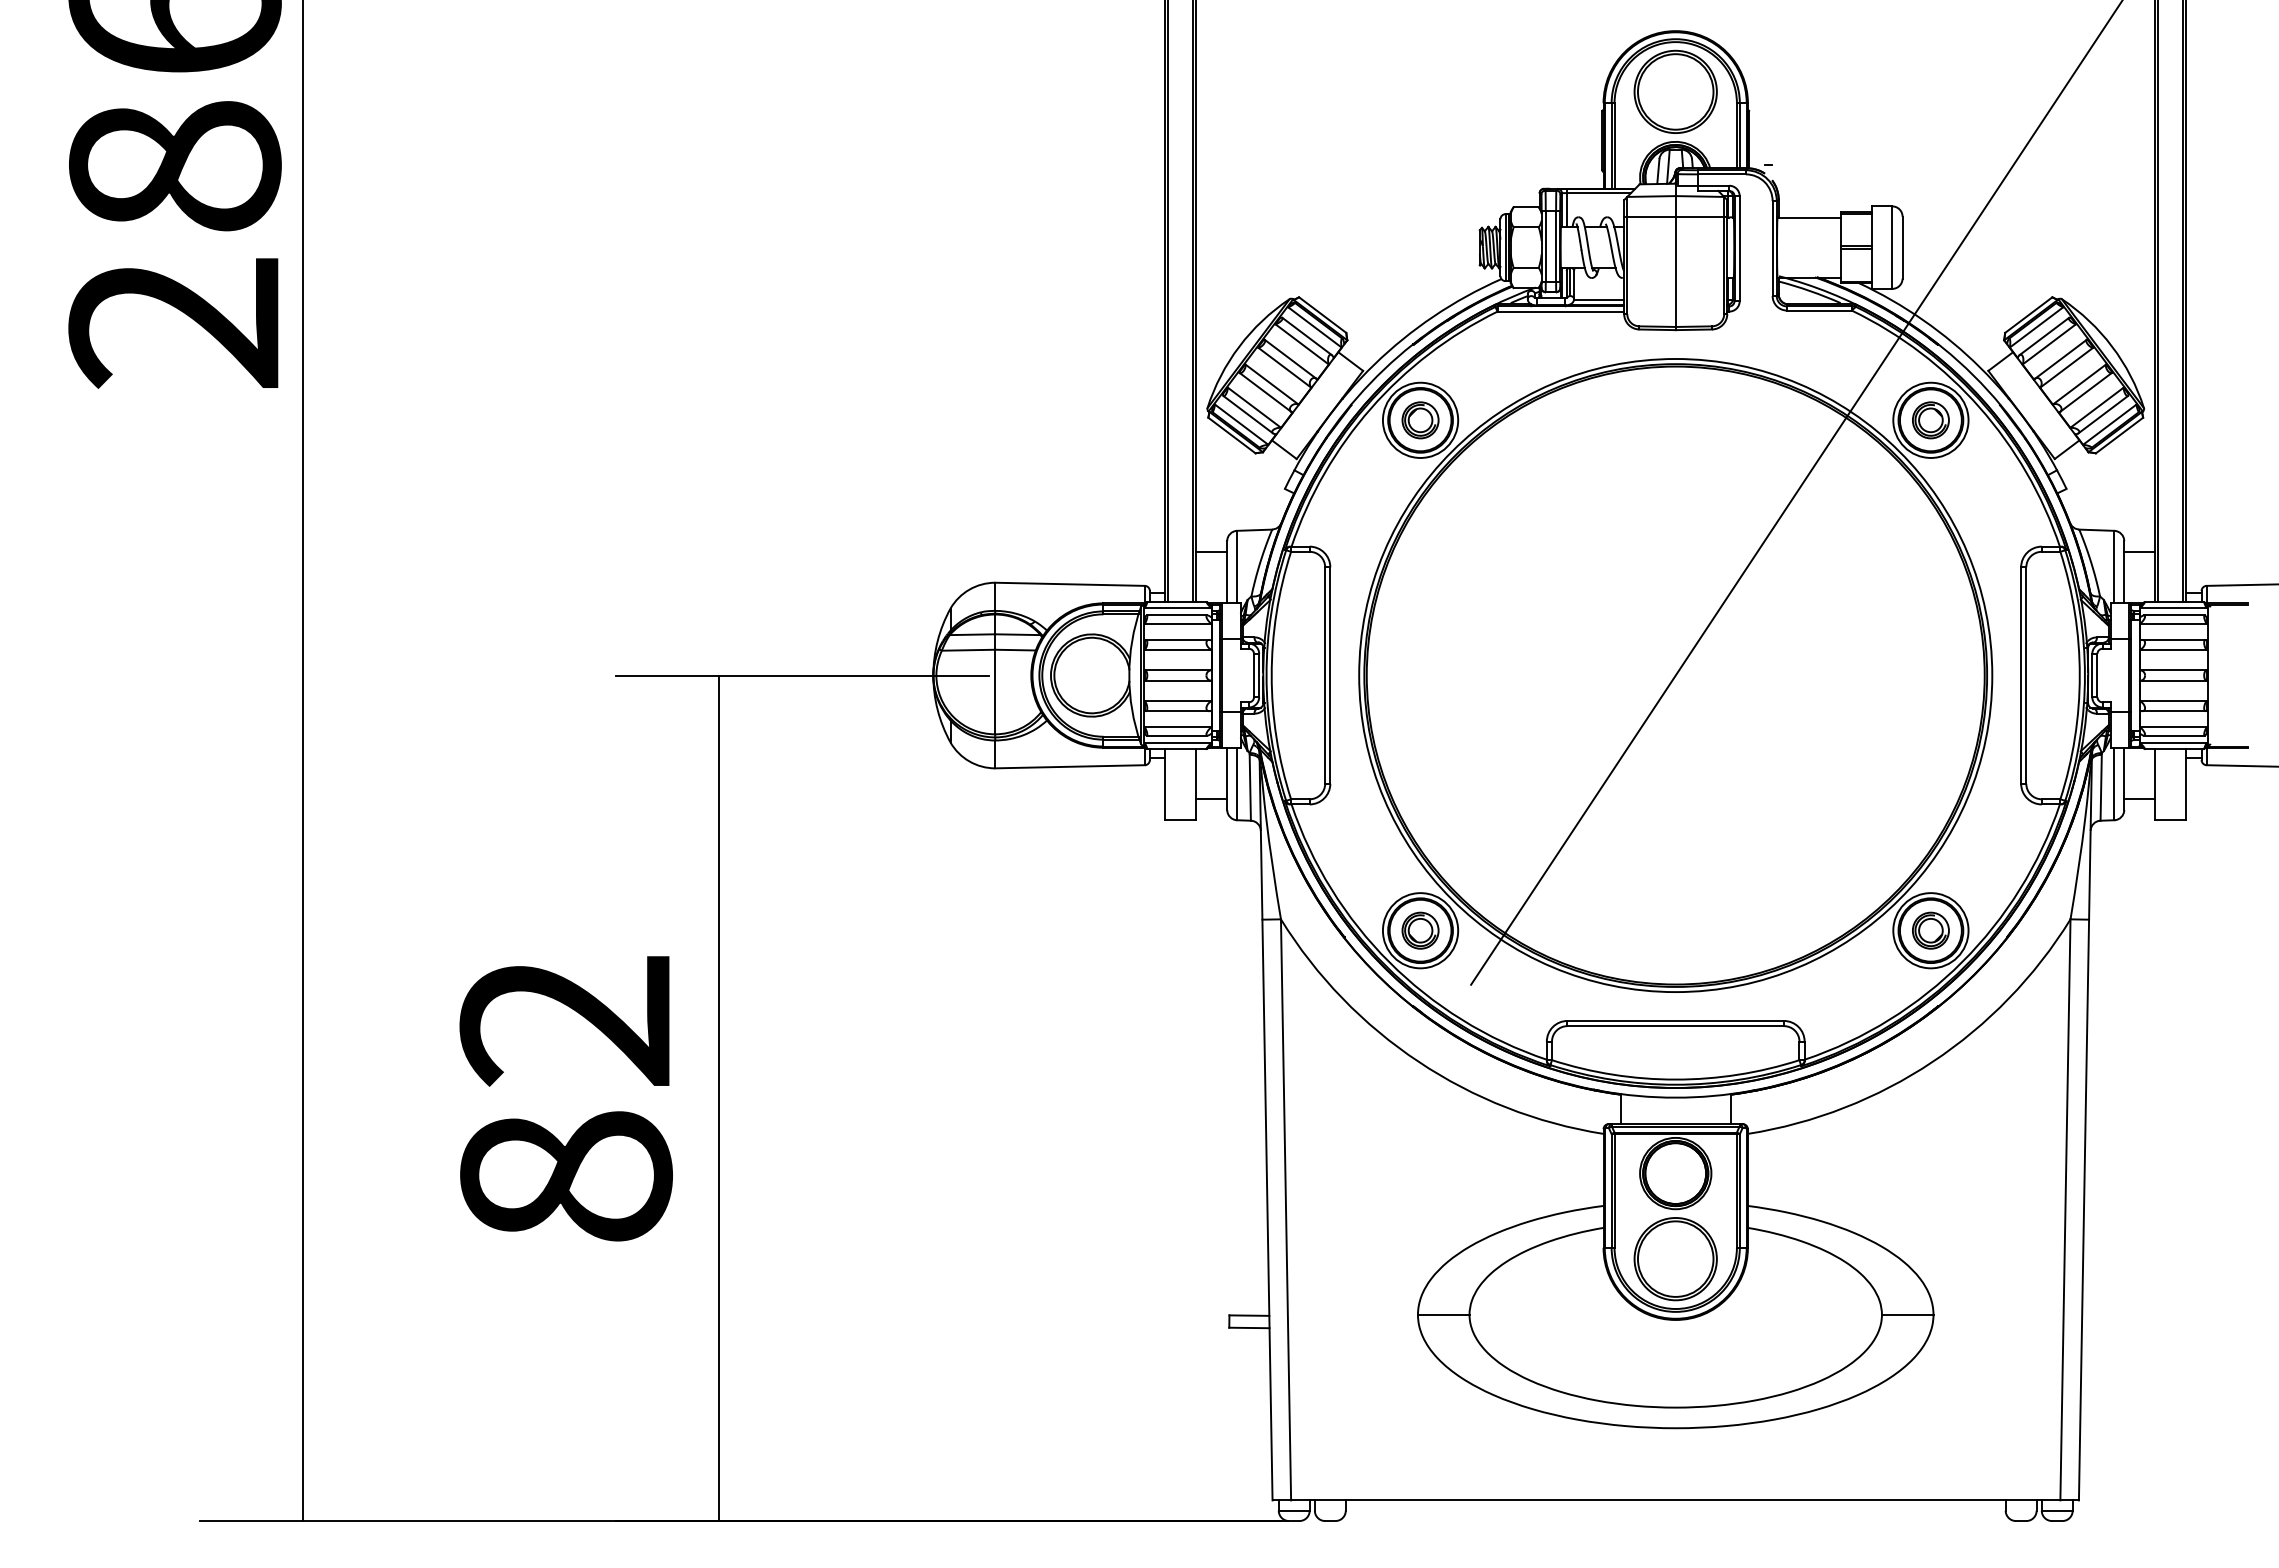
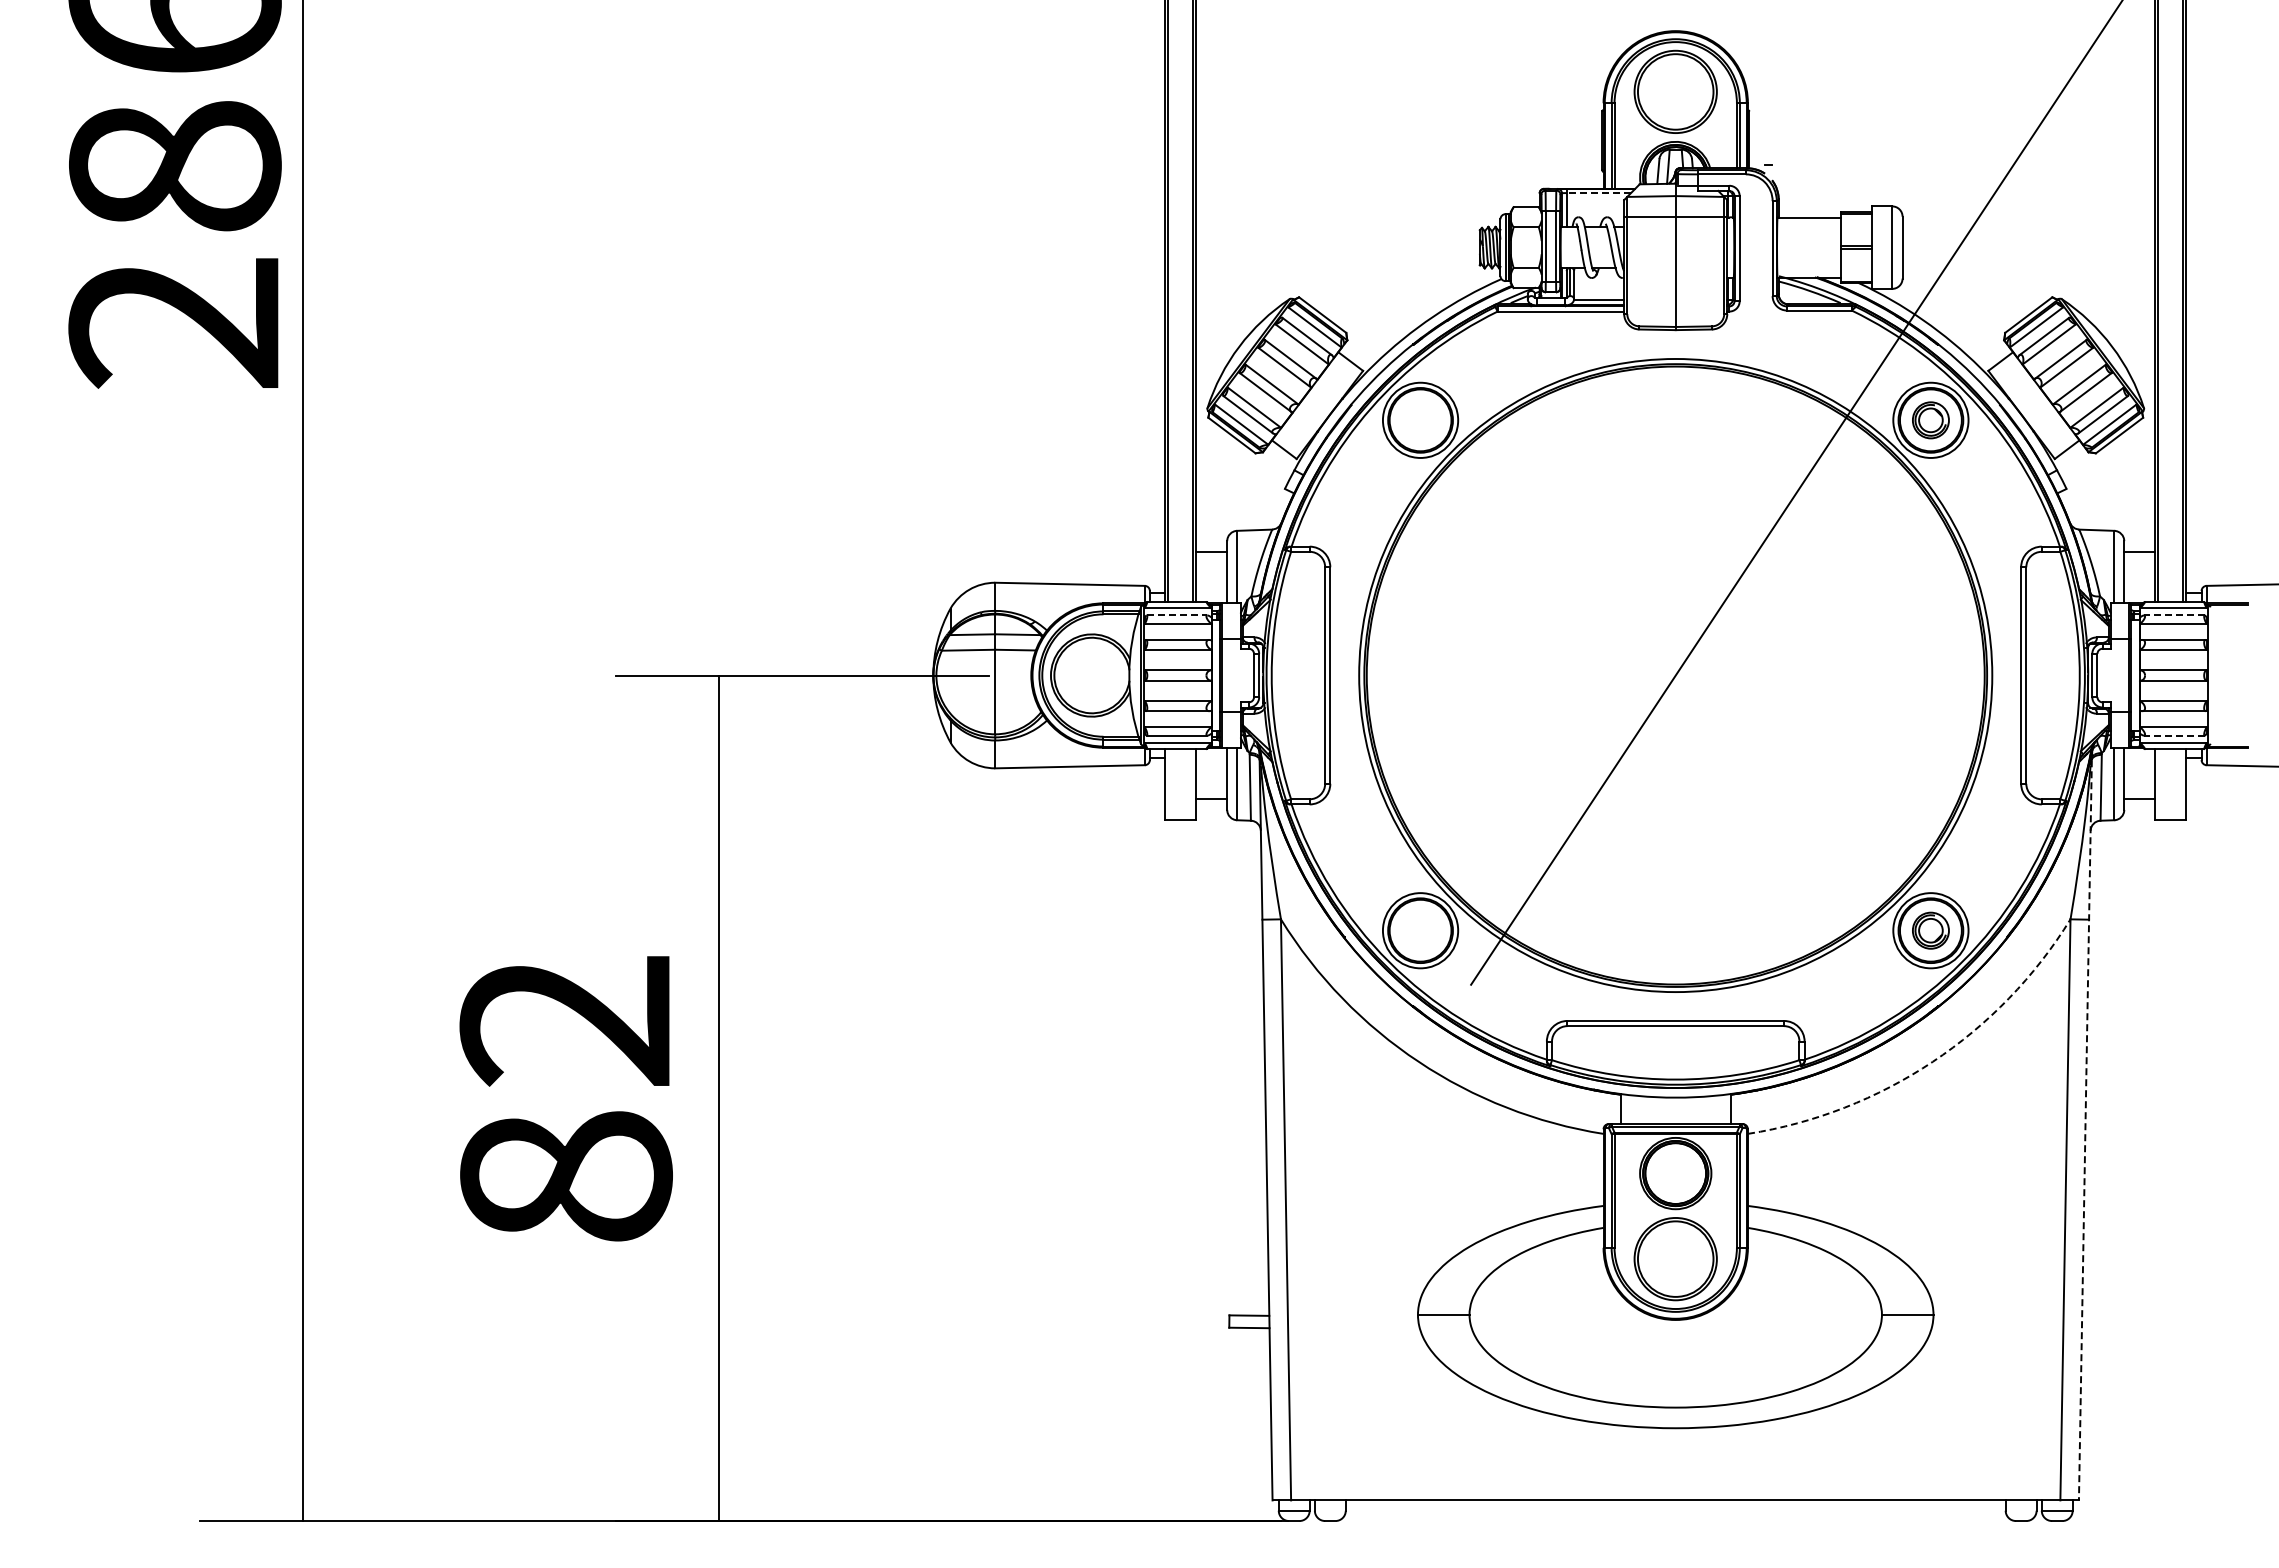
line: solid -> dashed (1599, 193)
part: present -> none (1420, 420)
line: solid -> dashed (1177, 615)
line: solid -> dashed (2173, 615)
line: solid -> dashed (2173, 735)
part: present -> none (1420, 930)
arc: solid -> dashed (1932, 1061)
line: solid -> dashed (2085, 1130)
